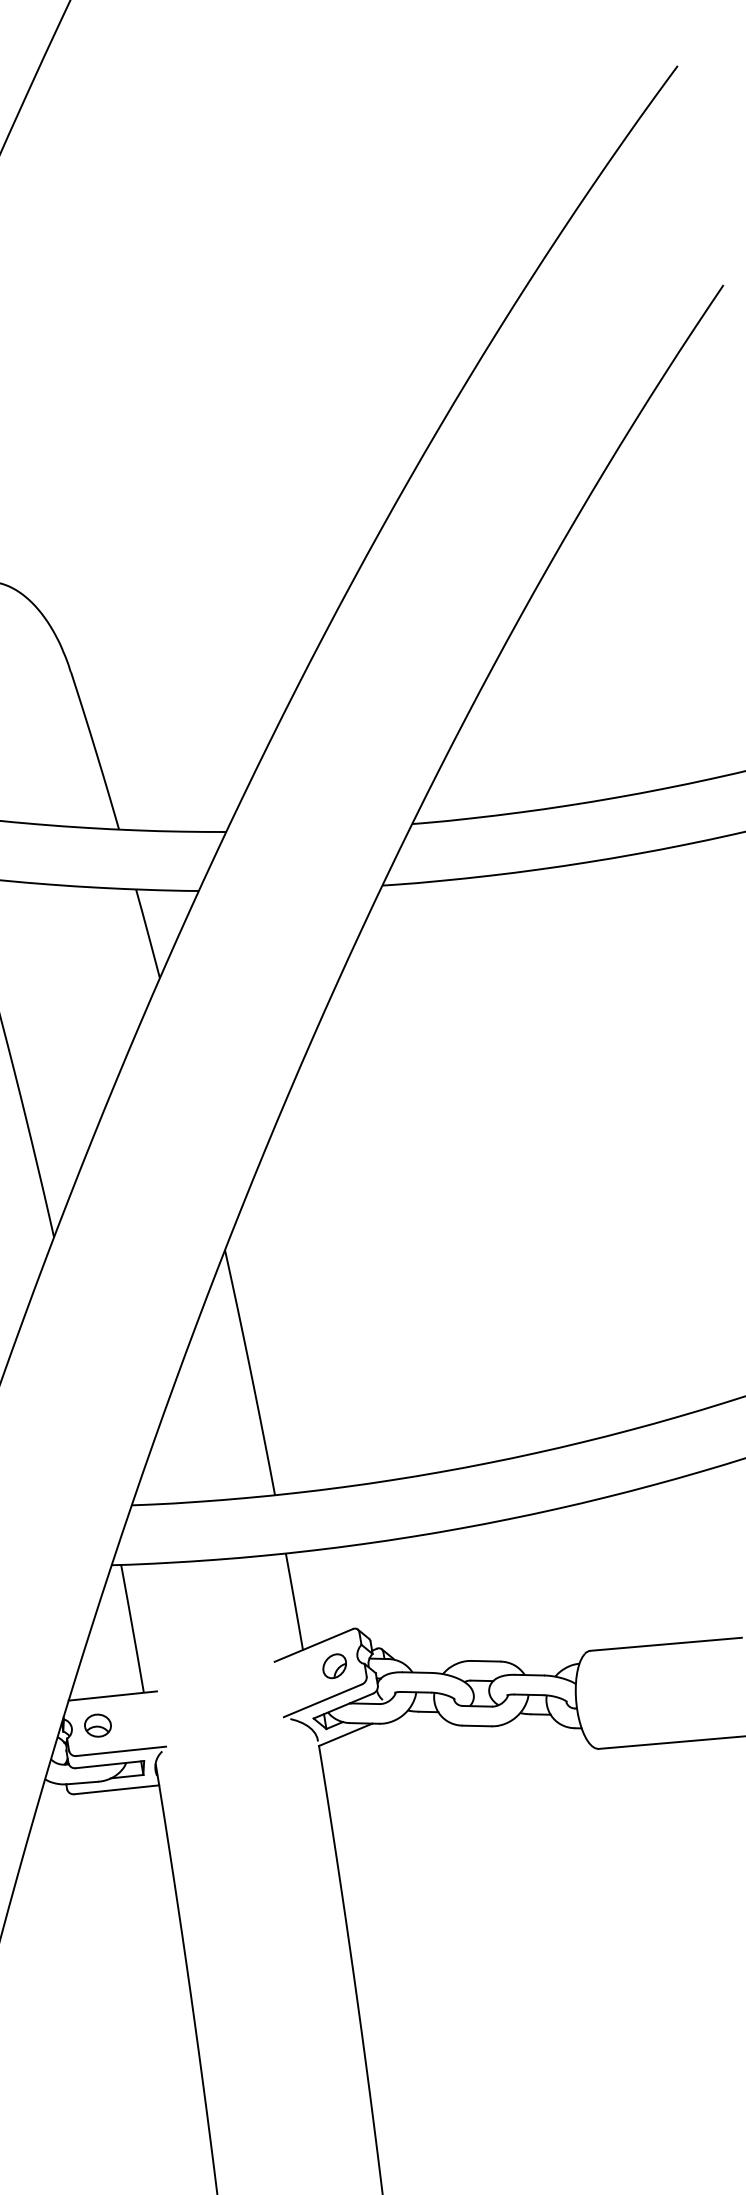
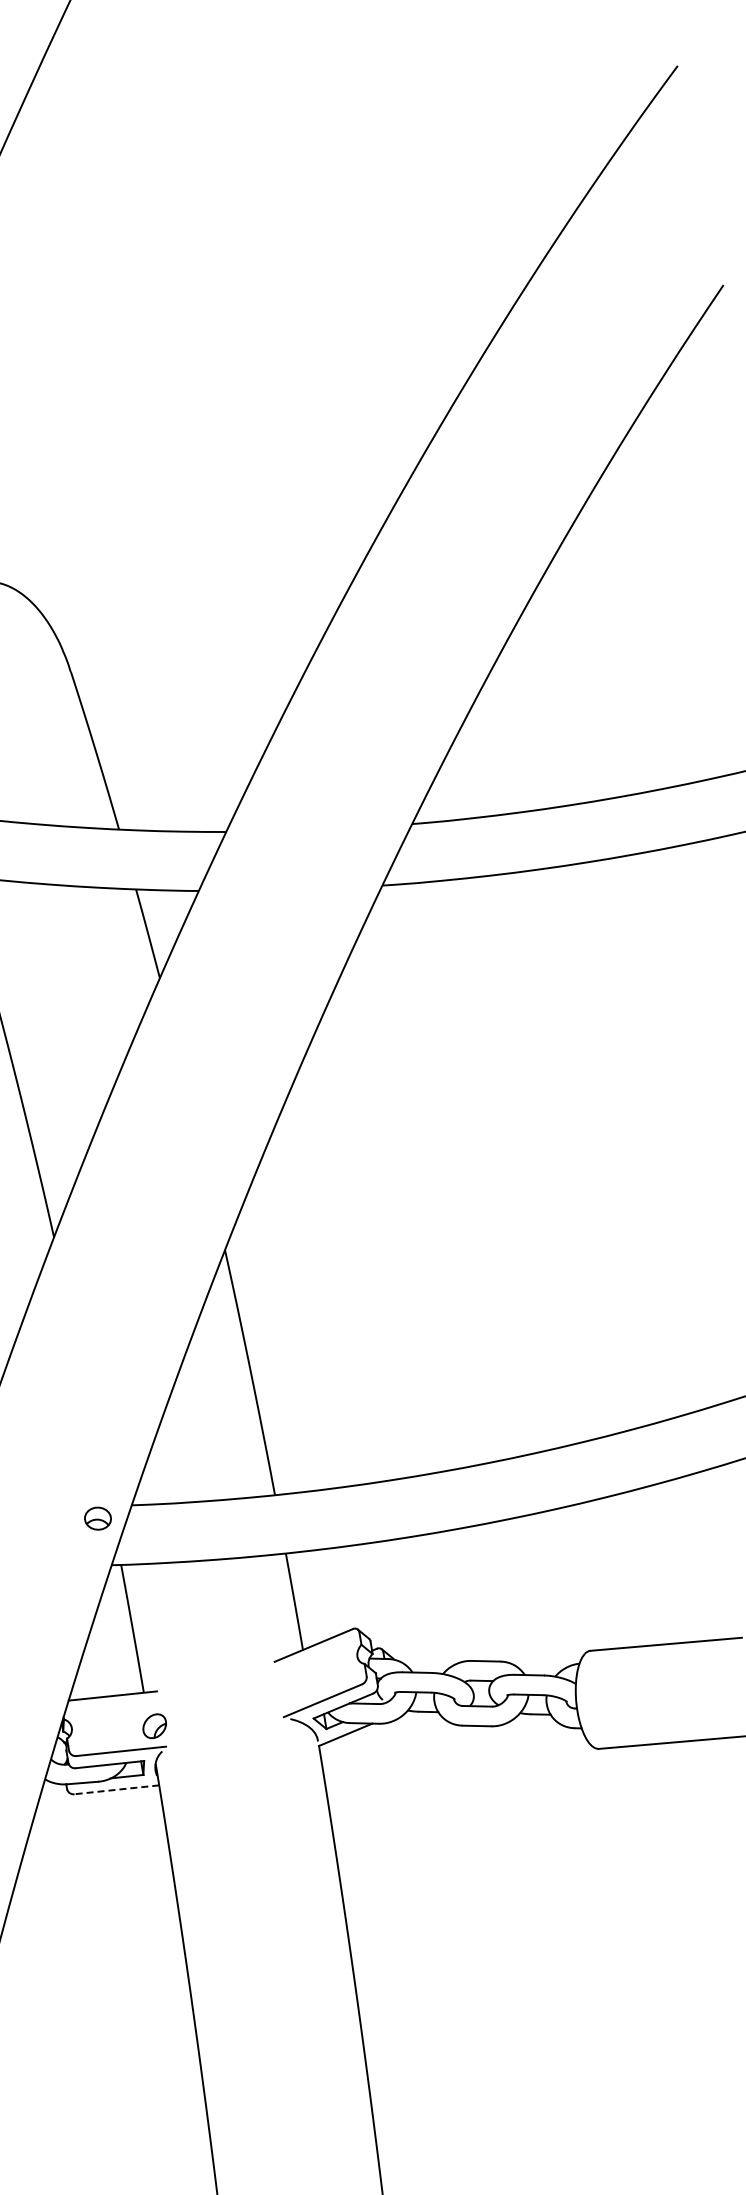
part position: (334, 1666) -> (154, 1726) (154, 1726)
part position: (97, 1725) -> (97, 1518) (97, 1518)
line: solid -> dashed (116, 1789)
